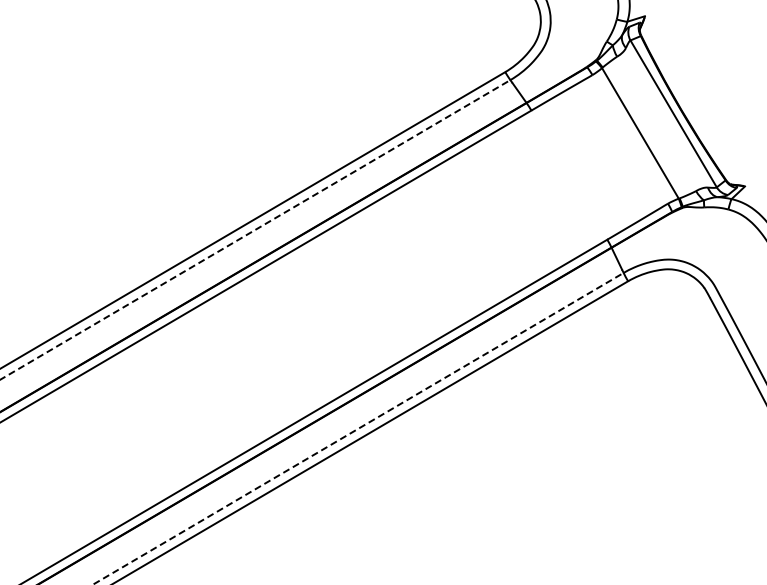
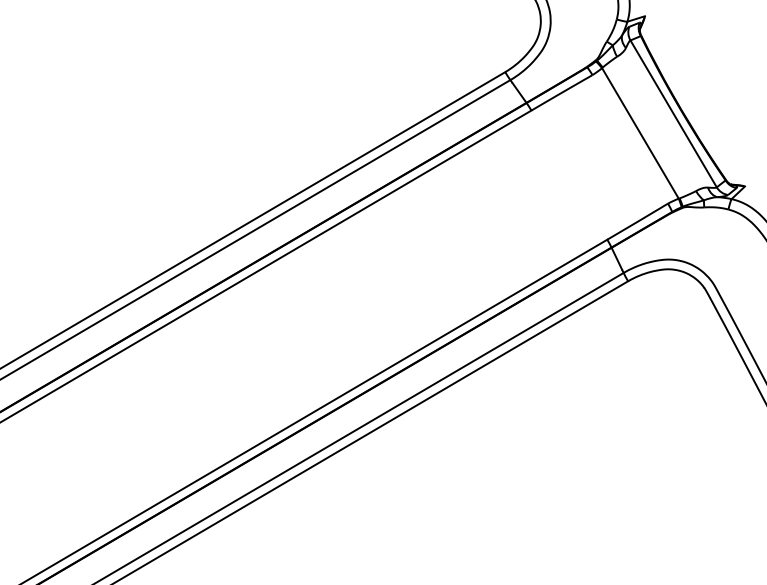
line: dashed -> solid (256, 229)
line: dashed -> solid (358, 428)
